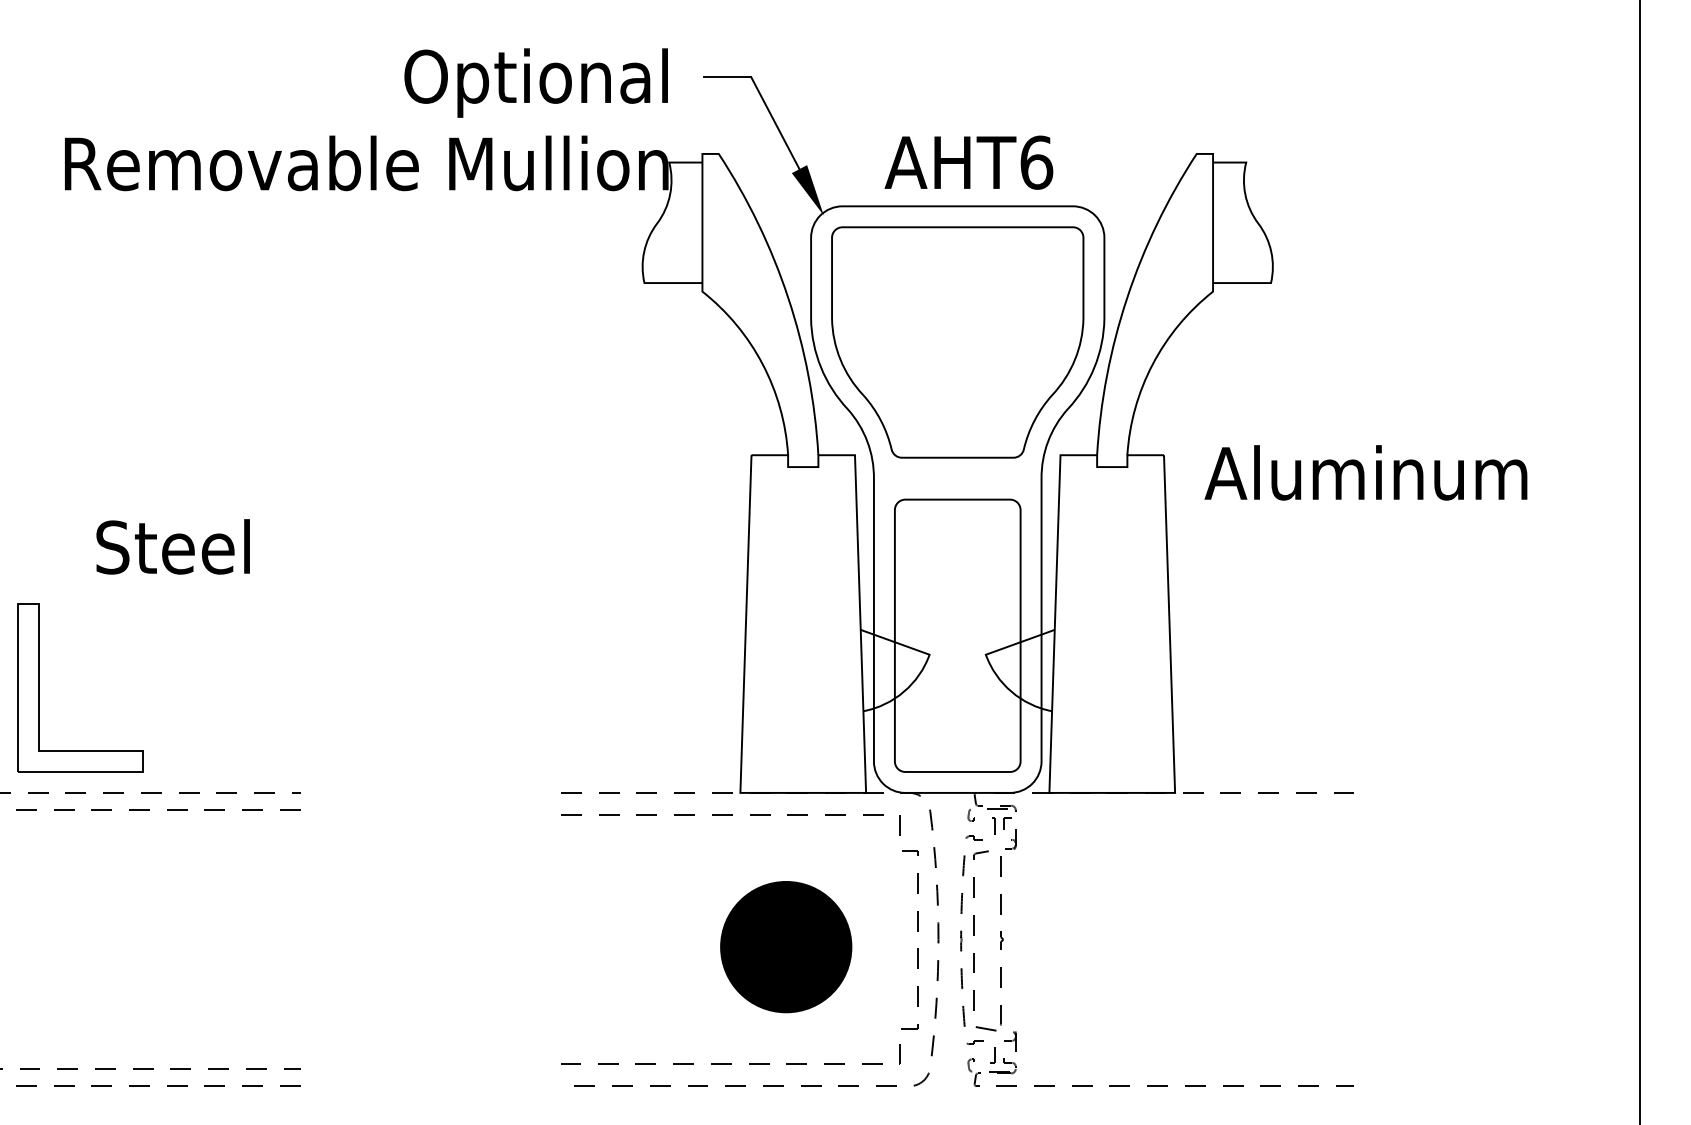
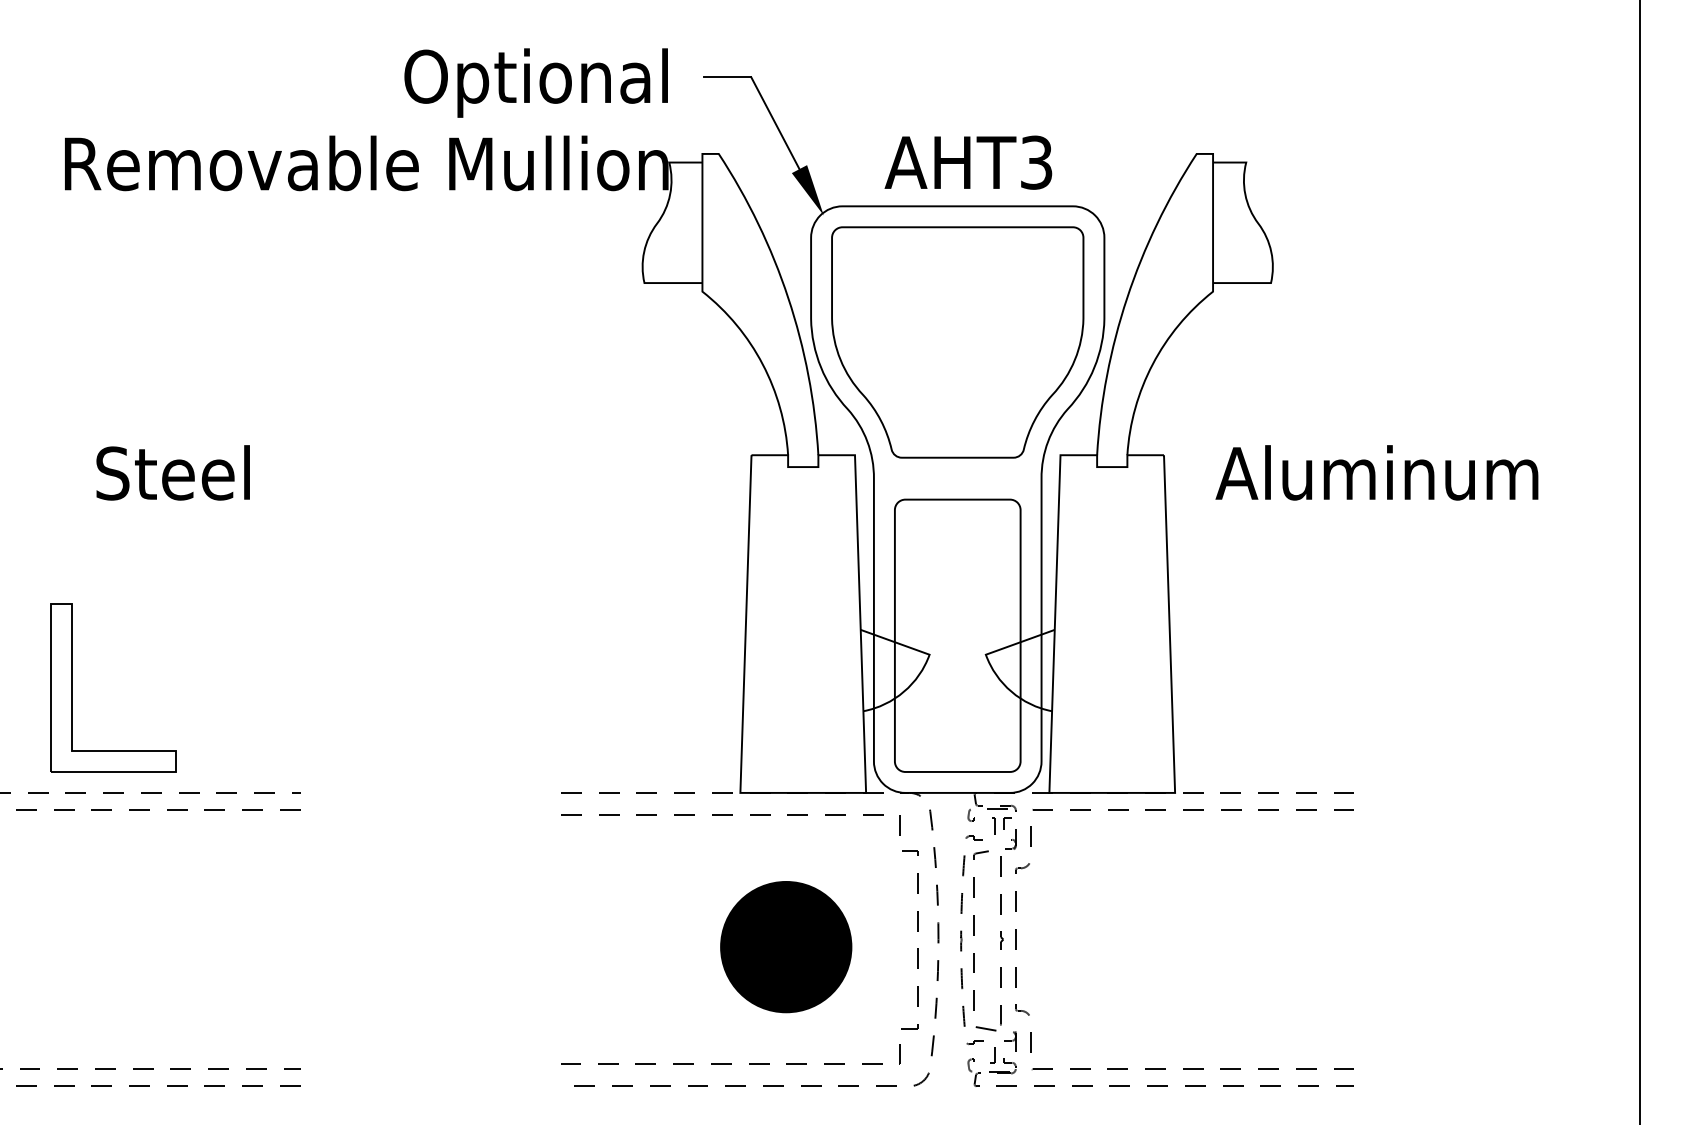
text: AHT6 -> AHT3 (1036, 162)
text position: (1365, 472) -> (1376, 472) (1376, 472)
text position: (172, 546) -> (172, 472) (172, 472)
part position: (39, 687) -> (72, 687) (72, 687)
curve: none -> present (1184, 810)
